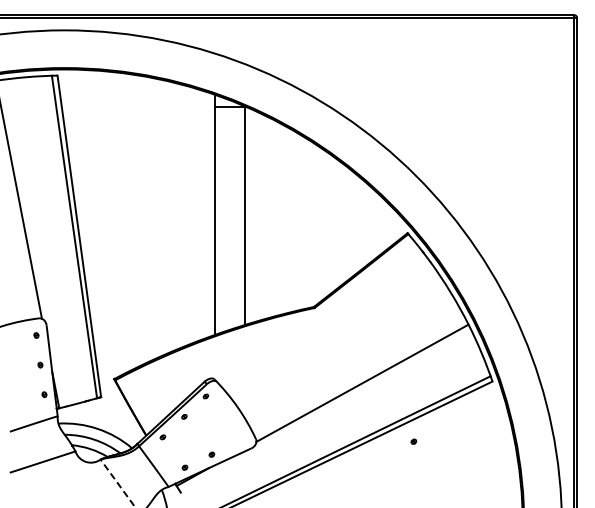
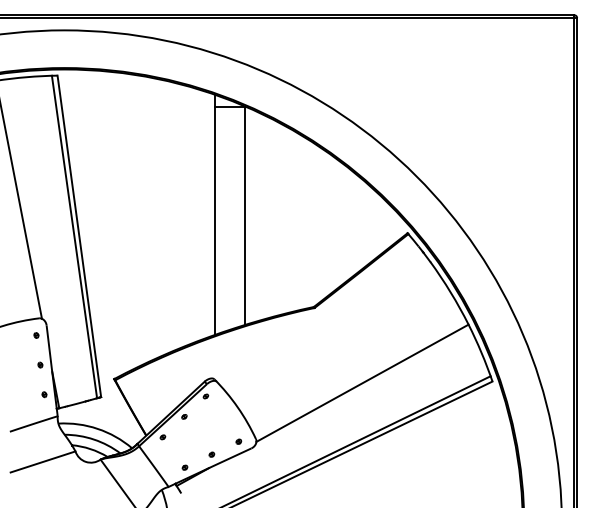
part position: (413, 441) -> (238, 441) (238, 441)
line: dashed -> solid (118, 483)
